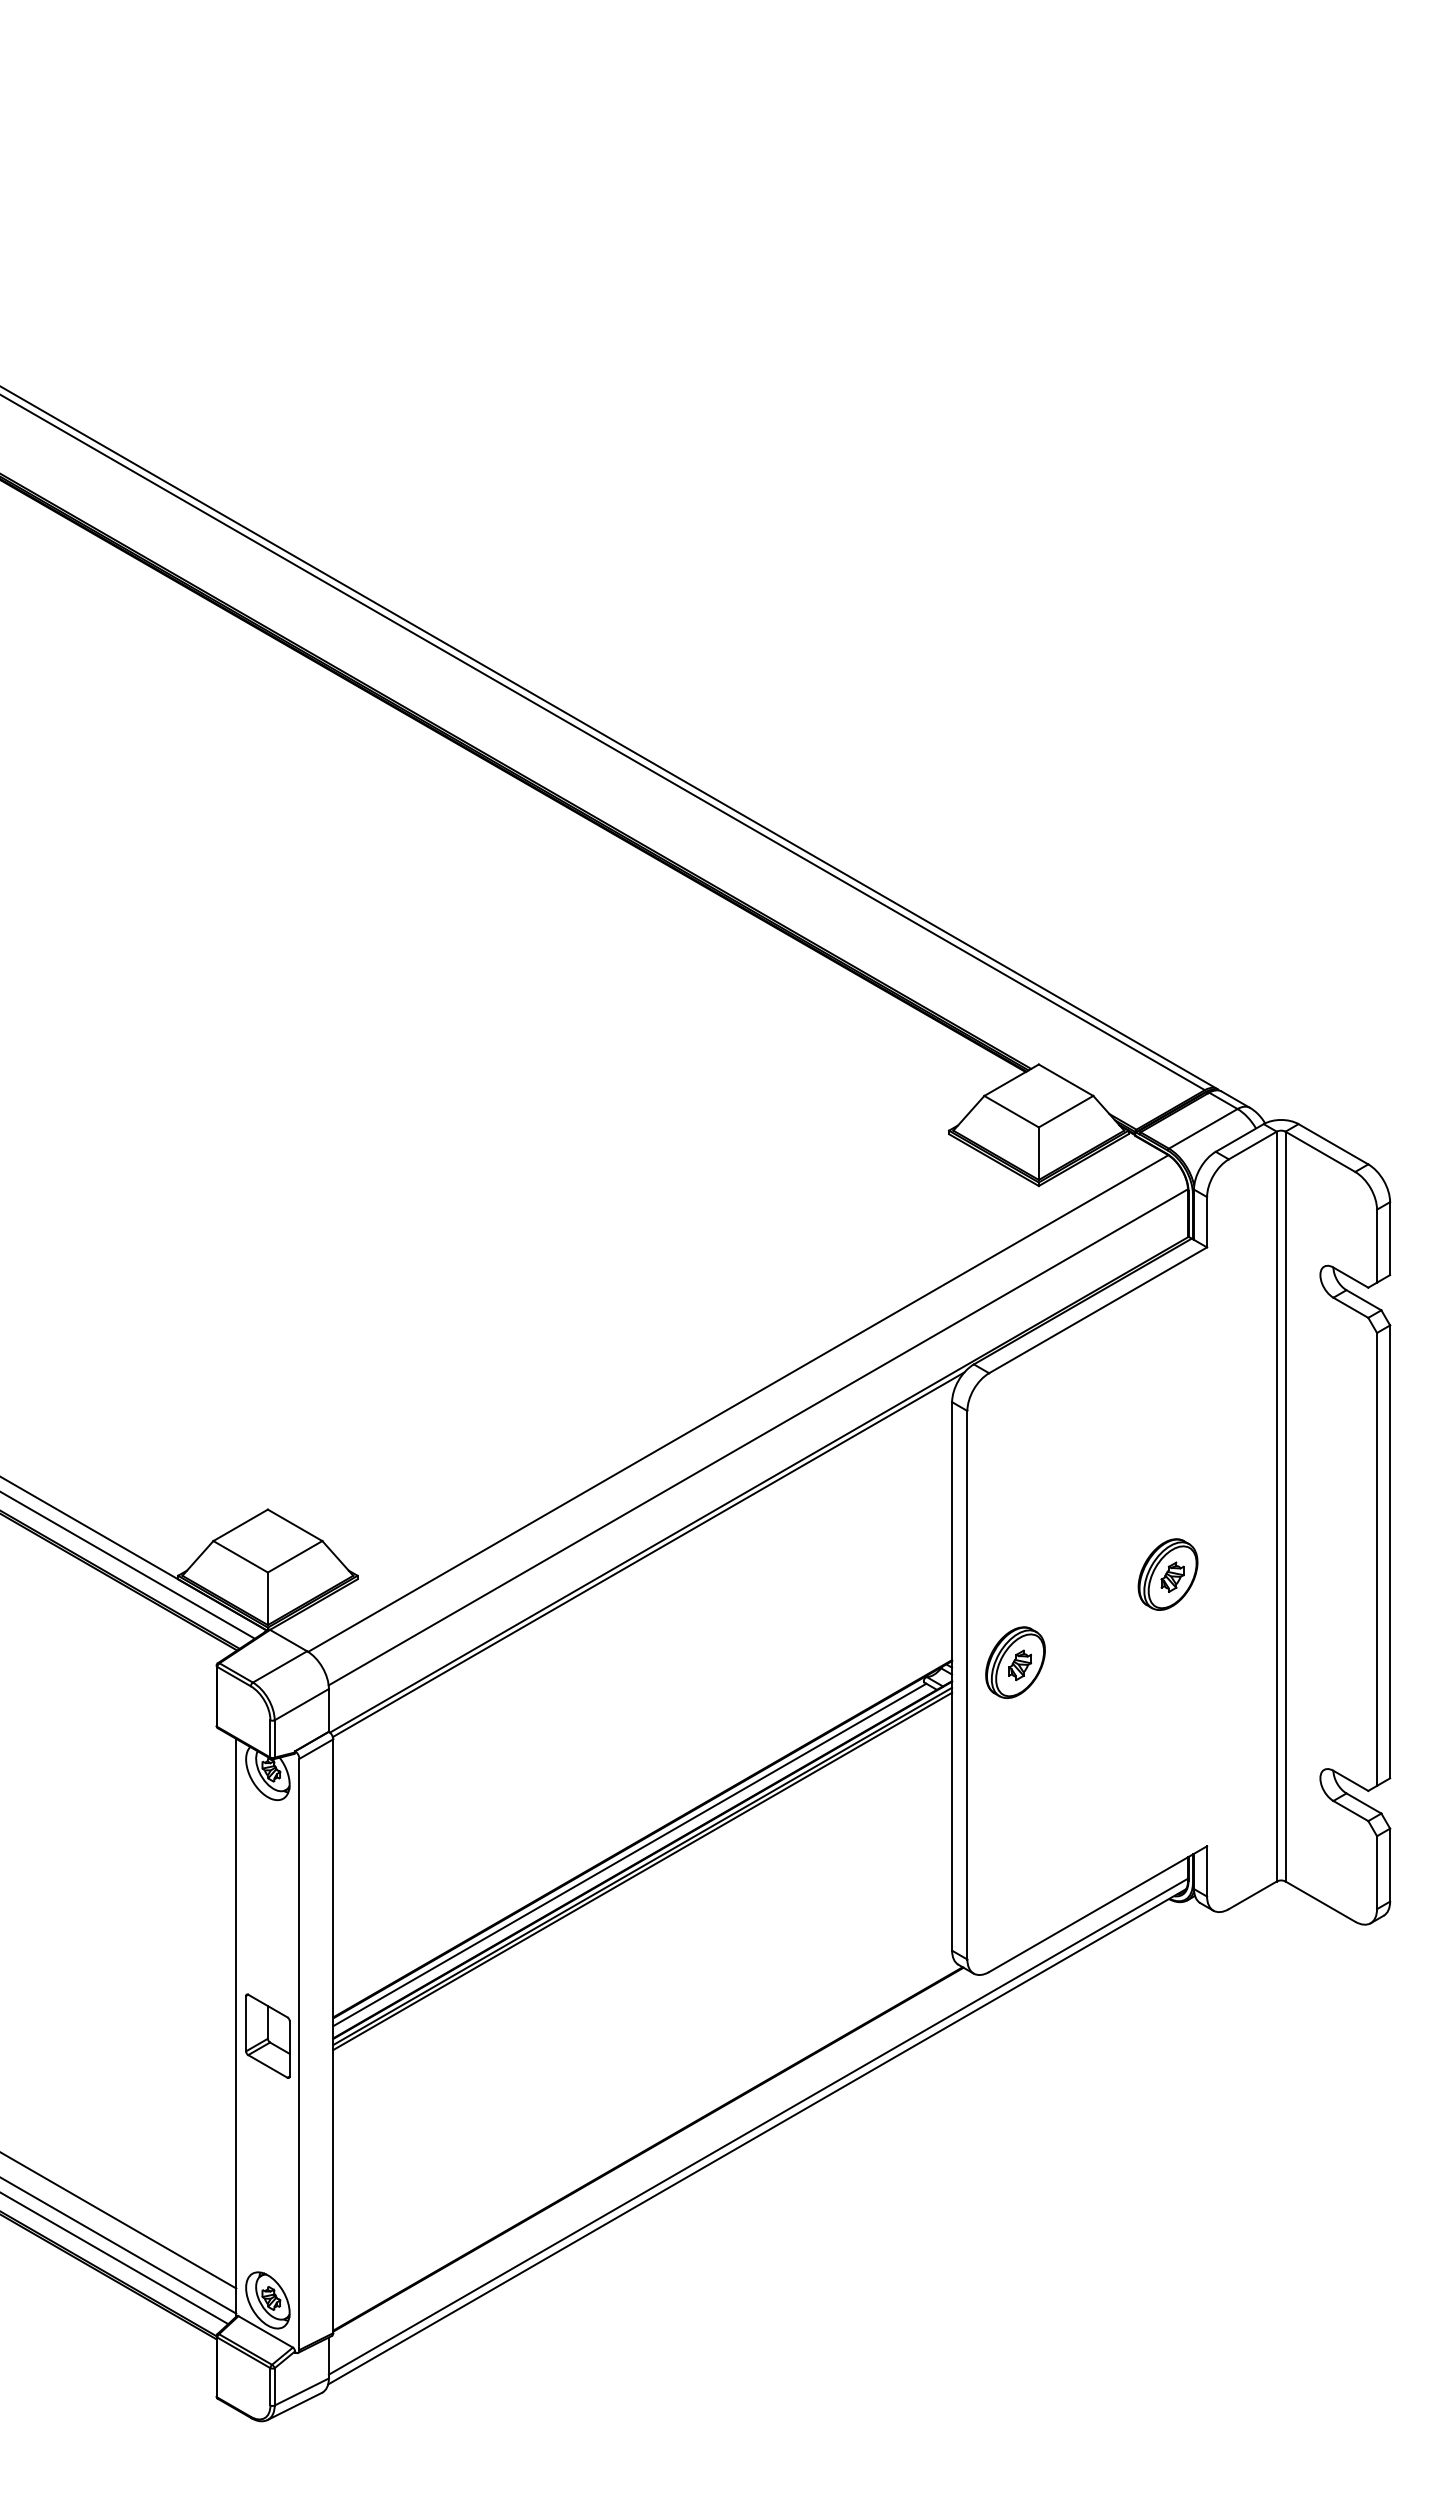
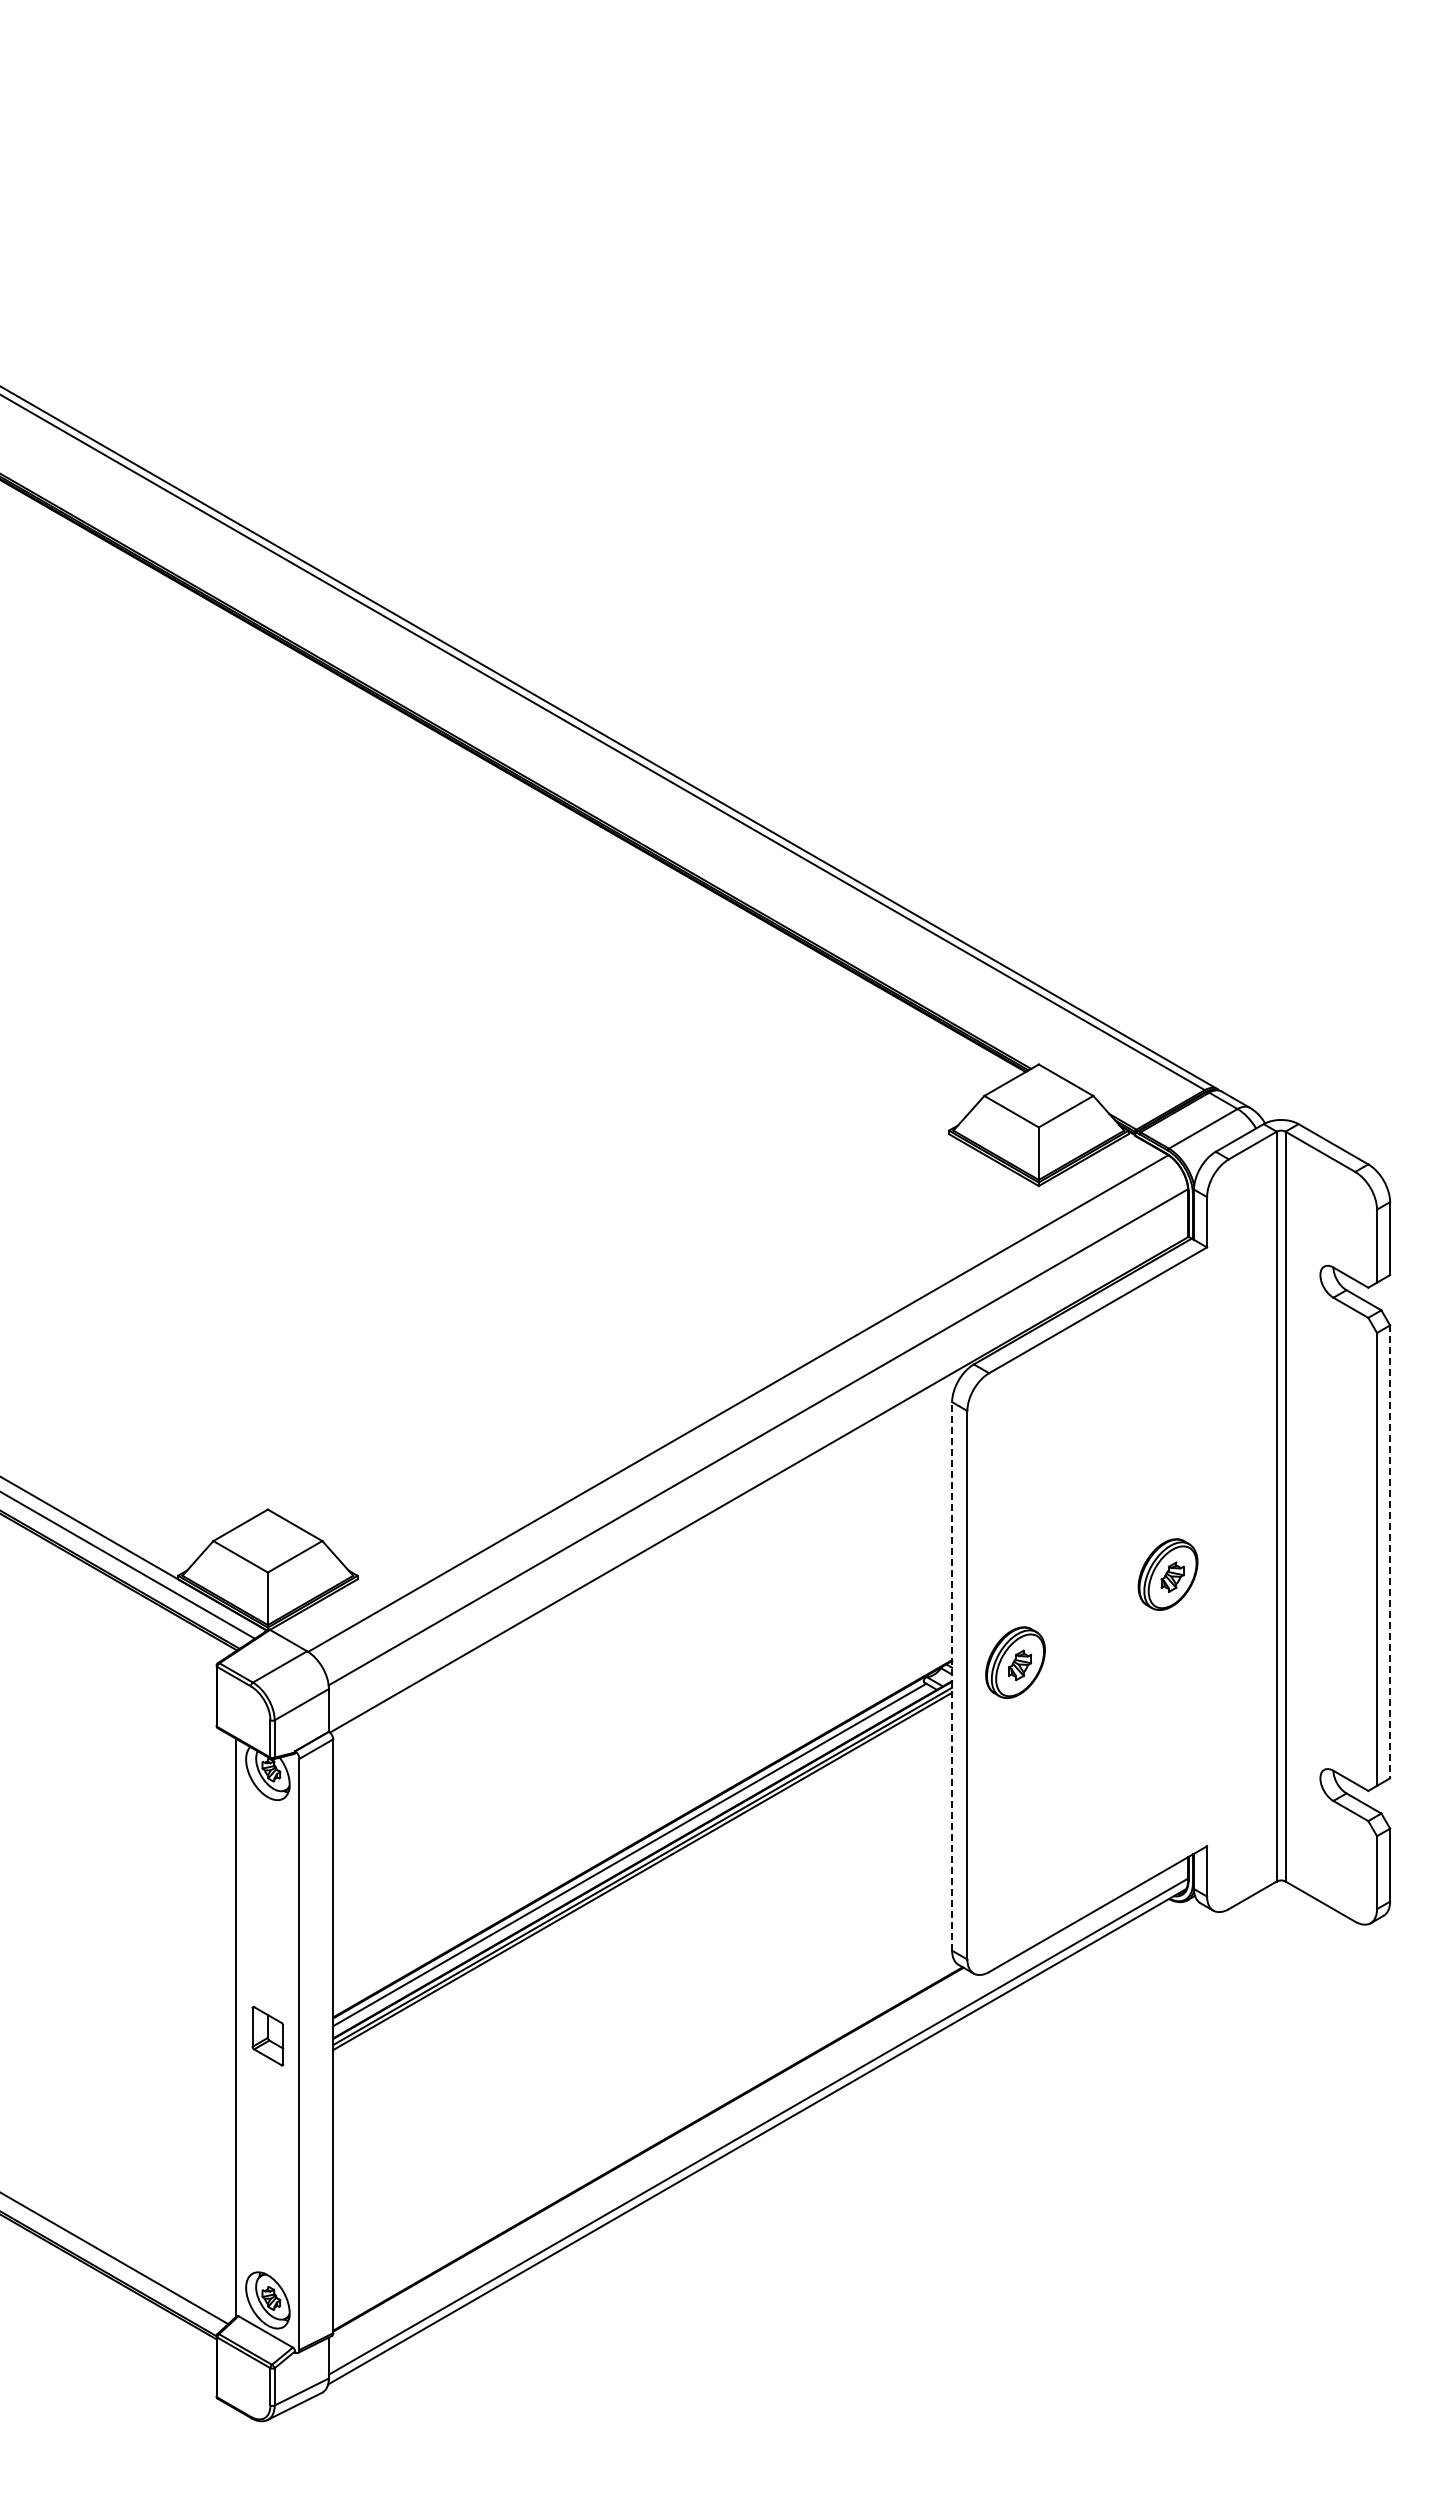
line: solid -> dashed (1390, 1552)
line: present -> none (648, 1554)
line: solid -> dashed (952, 1675)
part size: 46x86 px -> 34x61 px (267, 2036)
line: present -> none (119, 2220)
line: present -> none (119, 2245)
